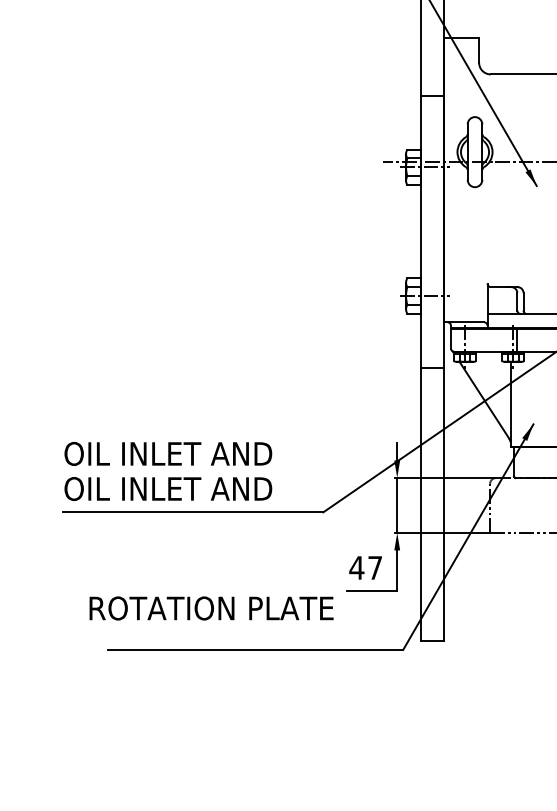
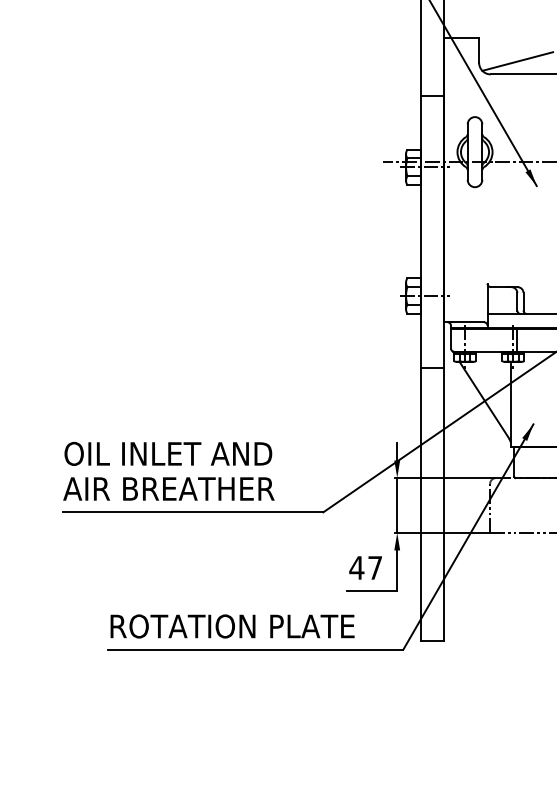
line: none -> present (517, 61)
text: OIL INLET AND -> AIR BREATHER (168, 489)
text position: (211, 608) -> (232, 626) (232, 626)
